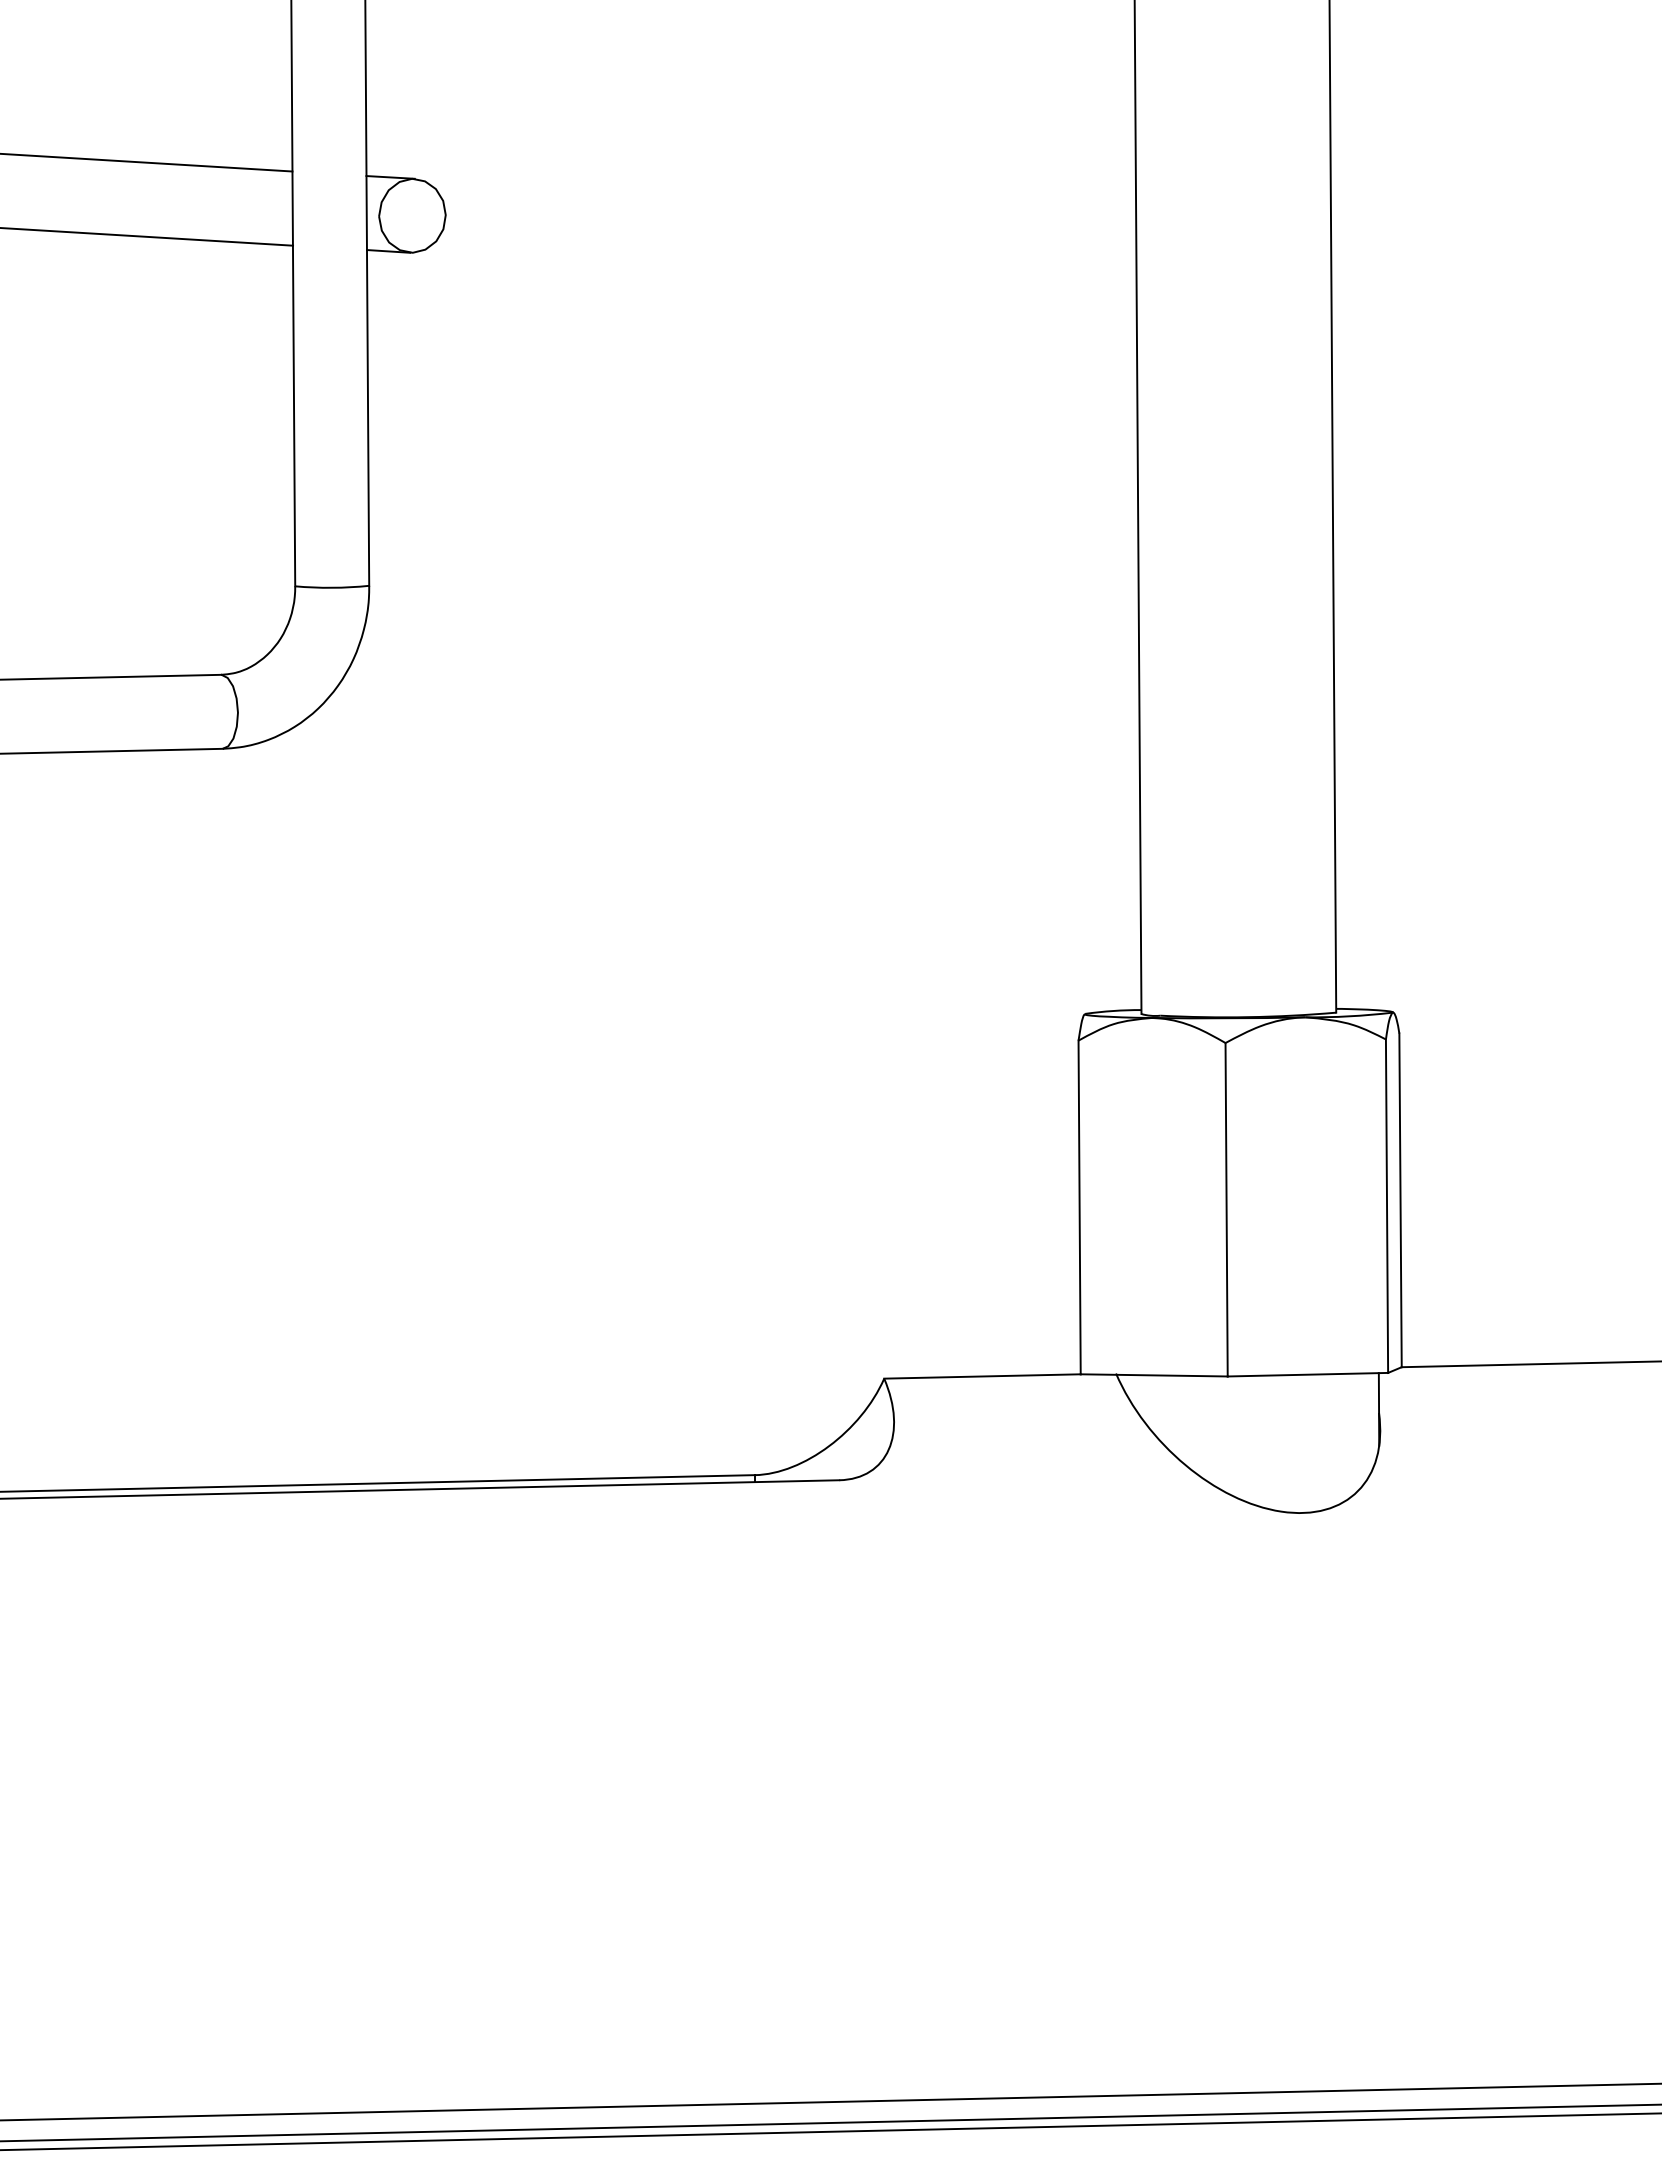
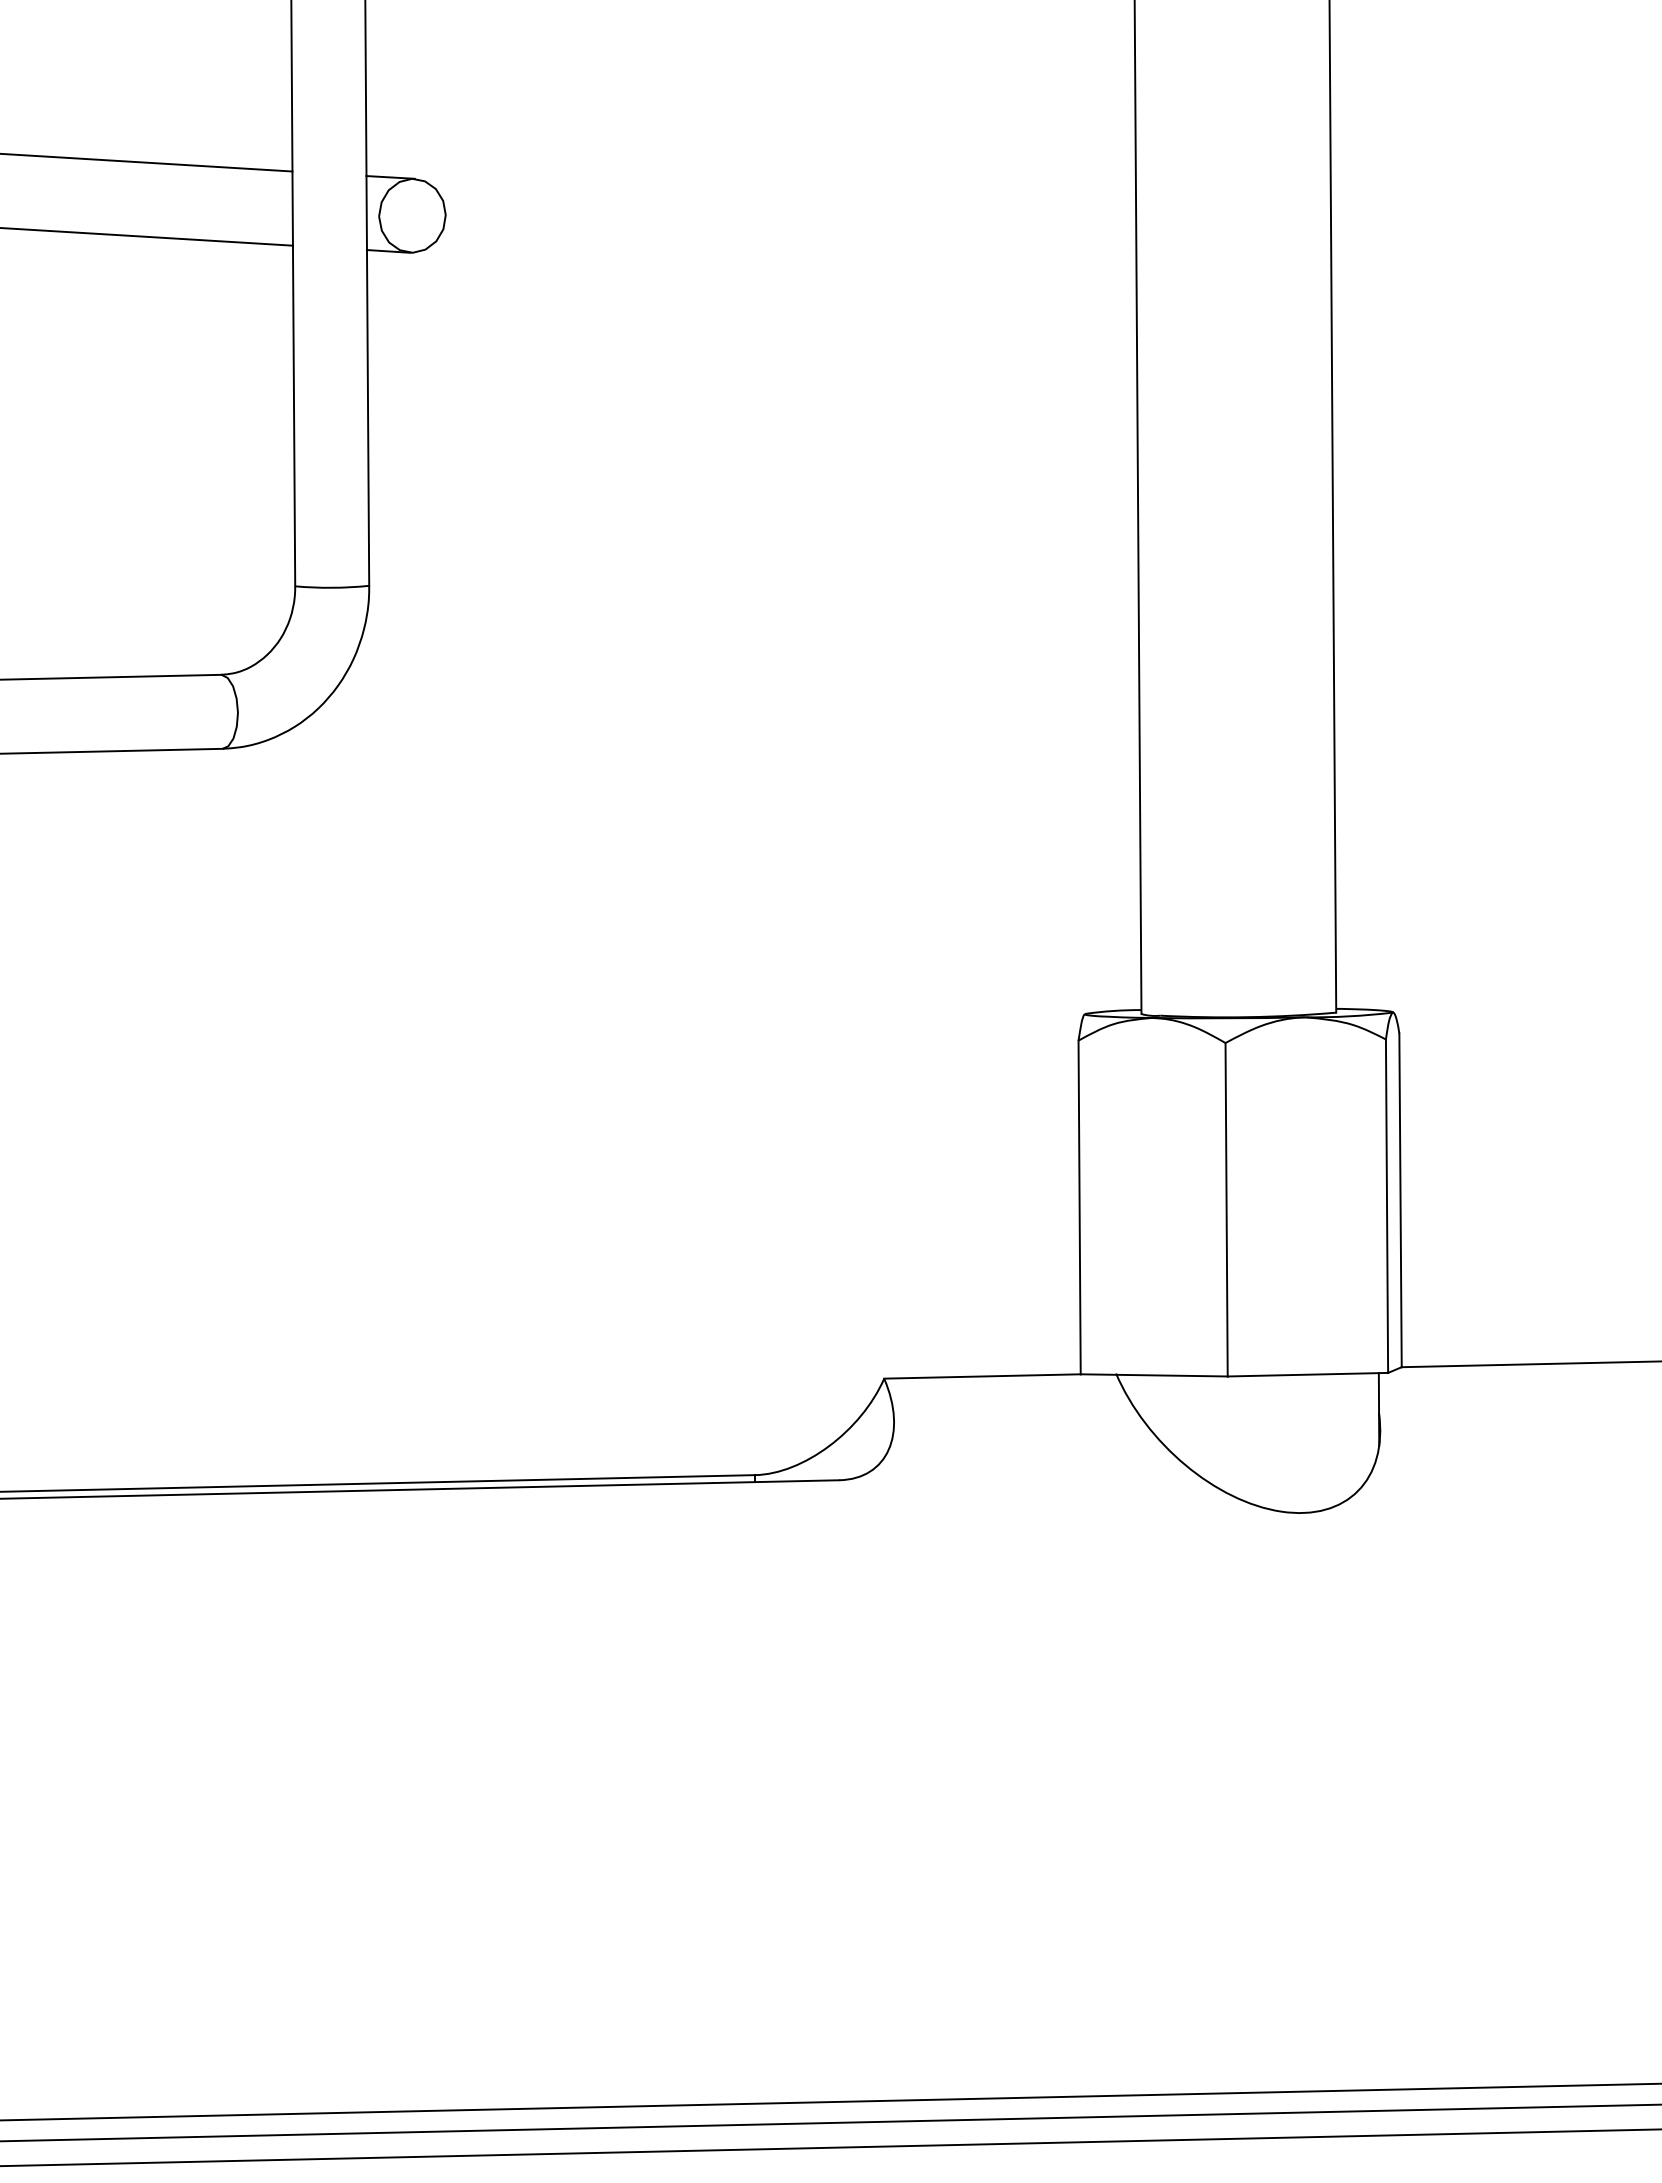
line position: (830, 2131) -> (830, 2147) (830, 2147)
